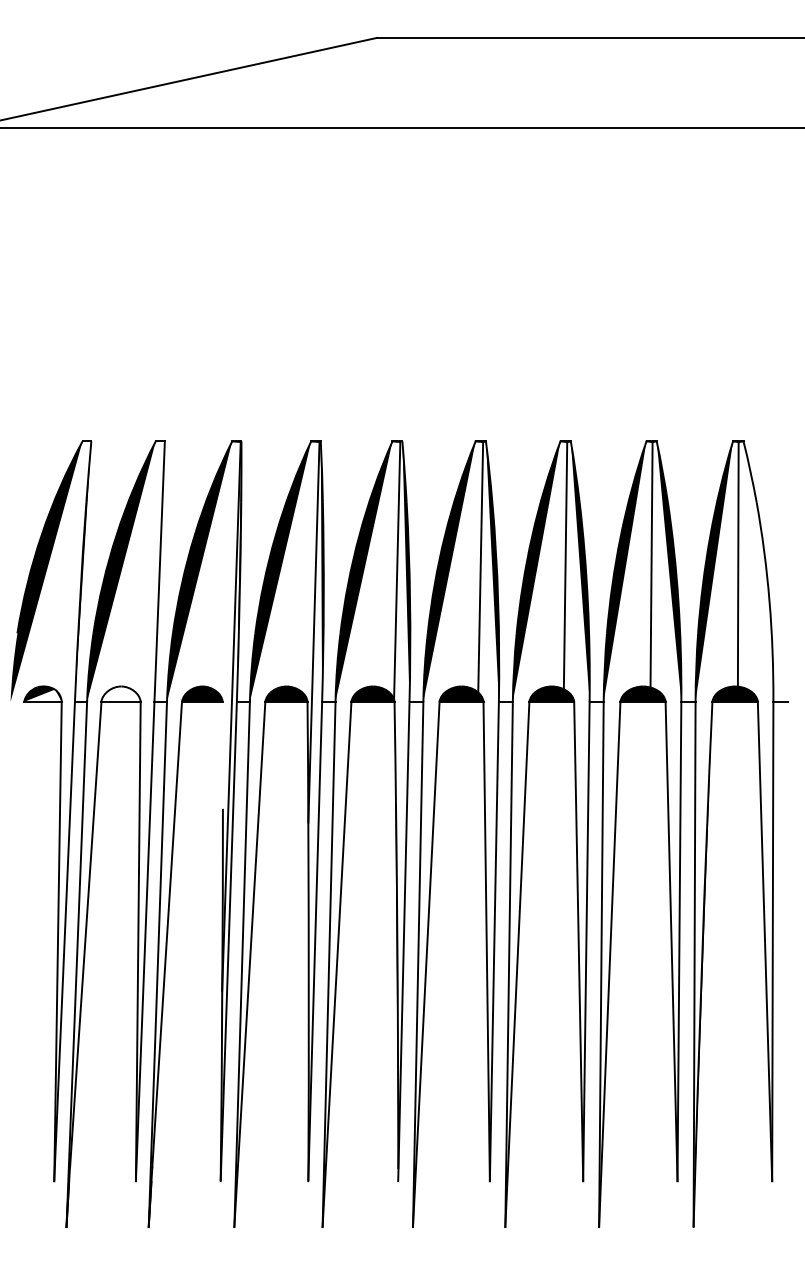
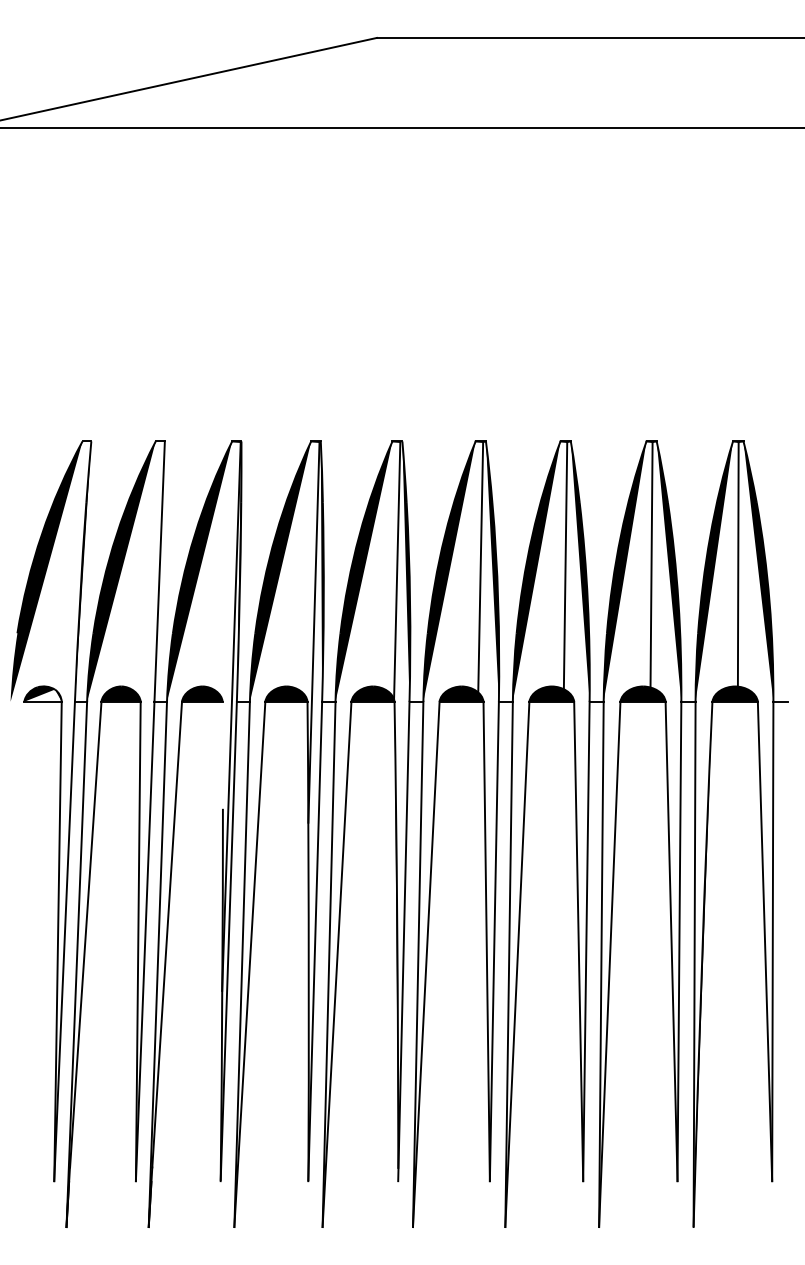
fill: none -> present (758, 571)
fill: none -> present (120, 693)
